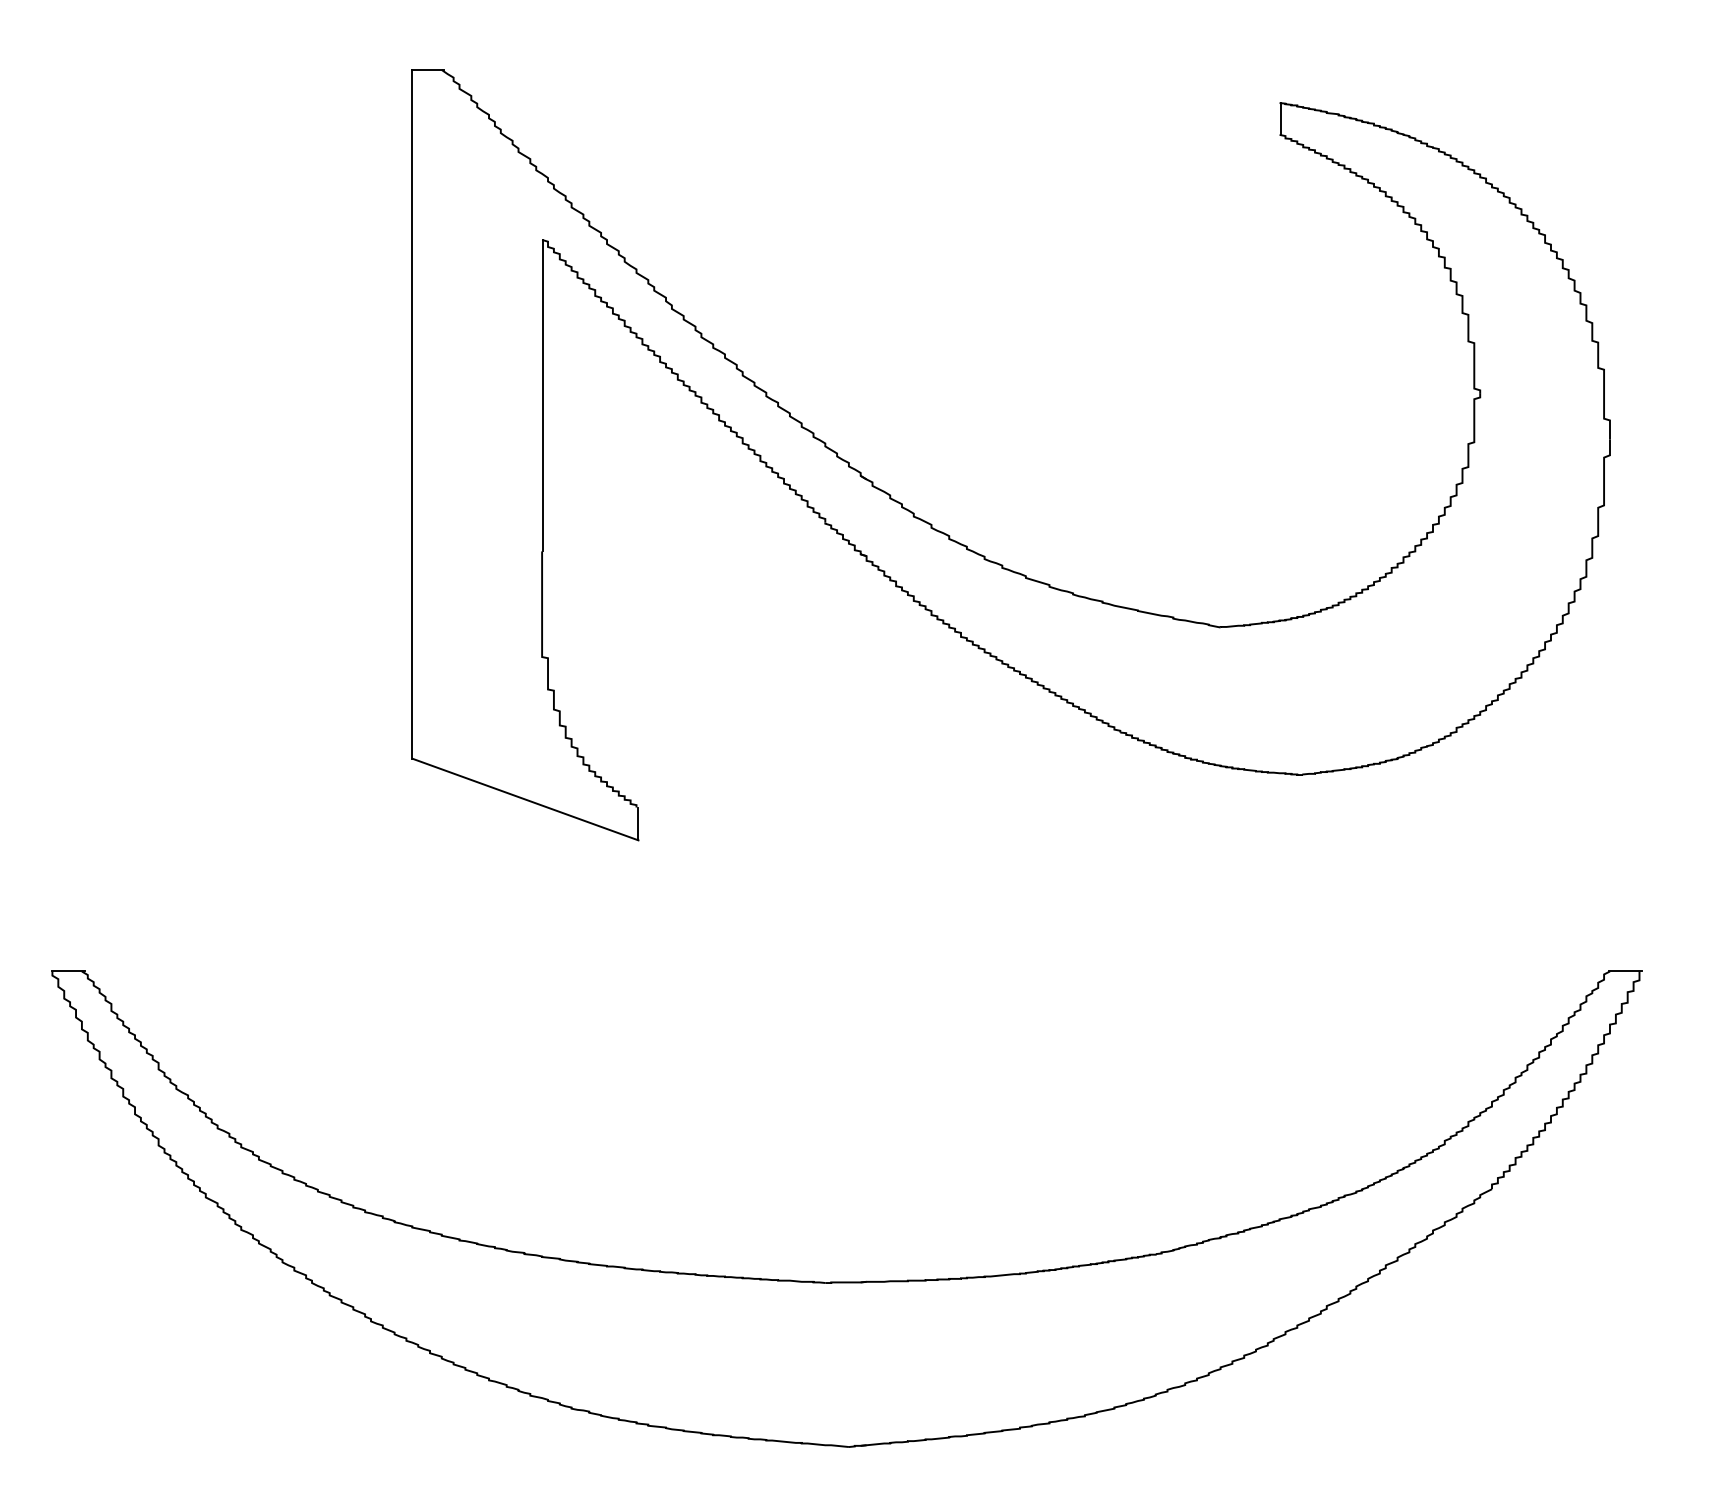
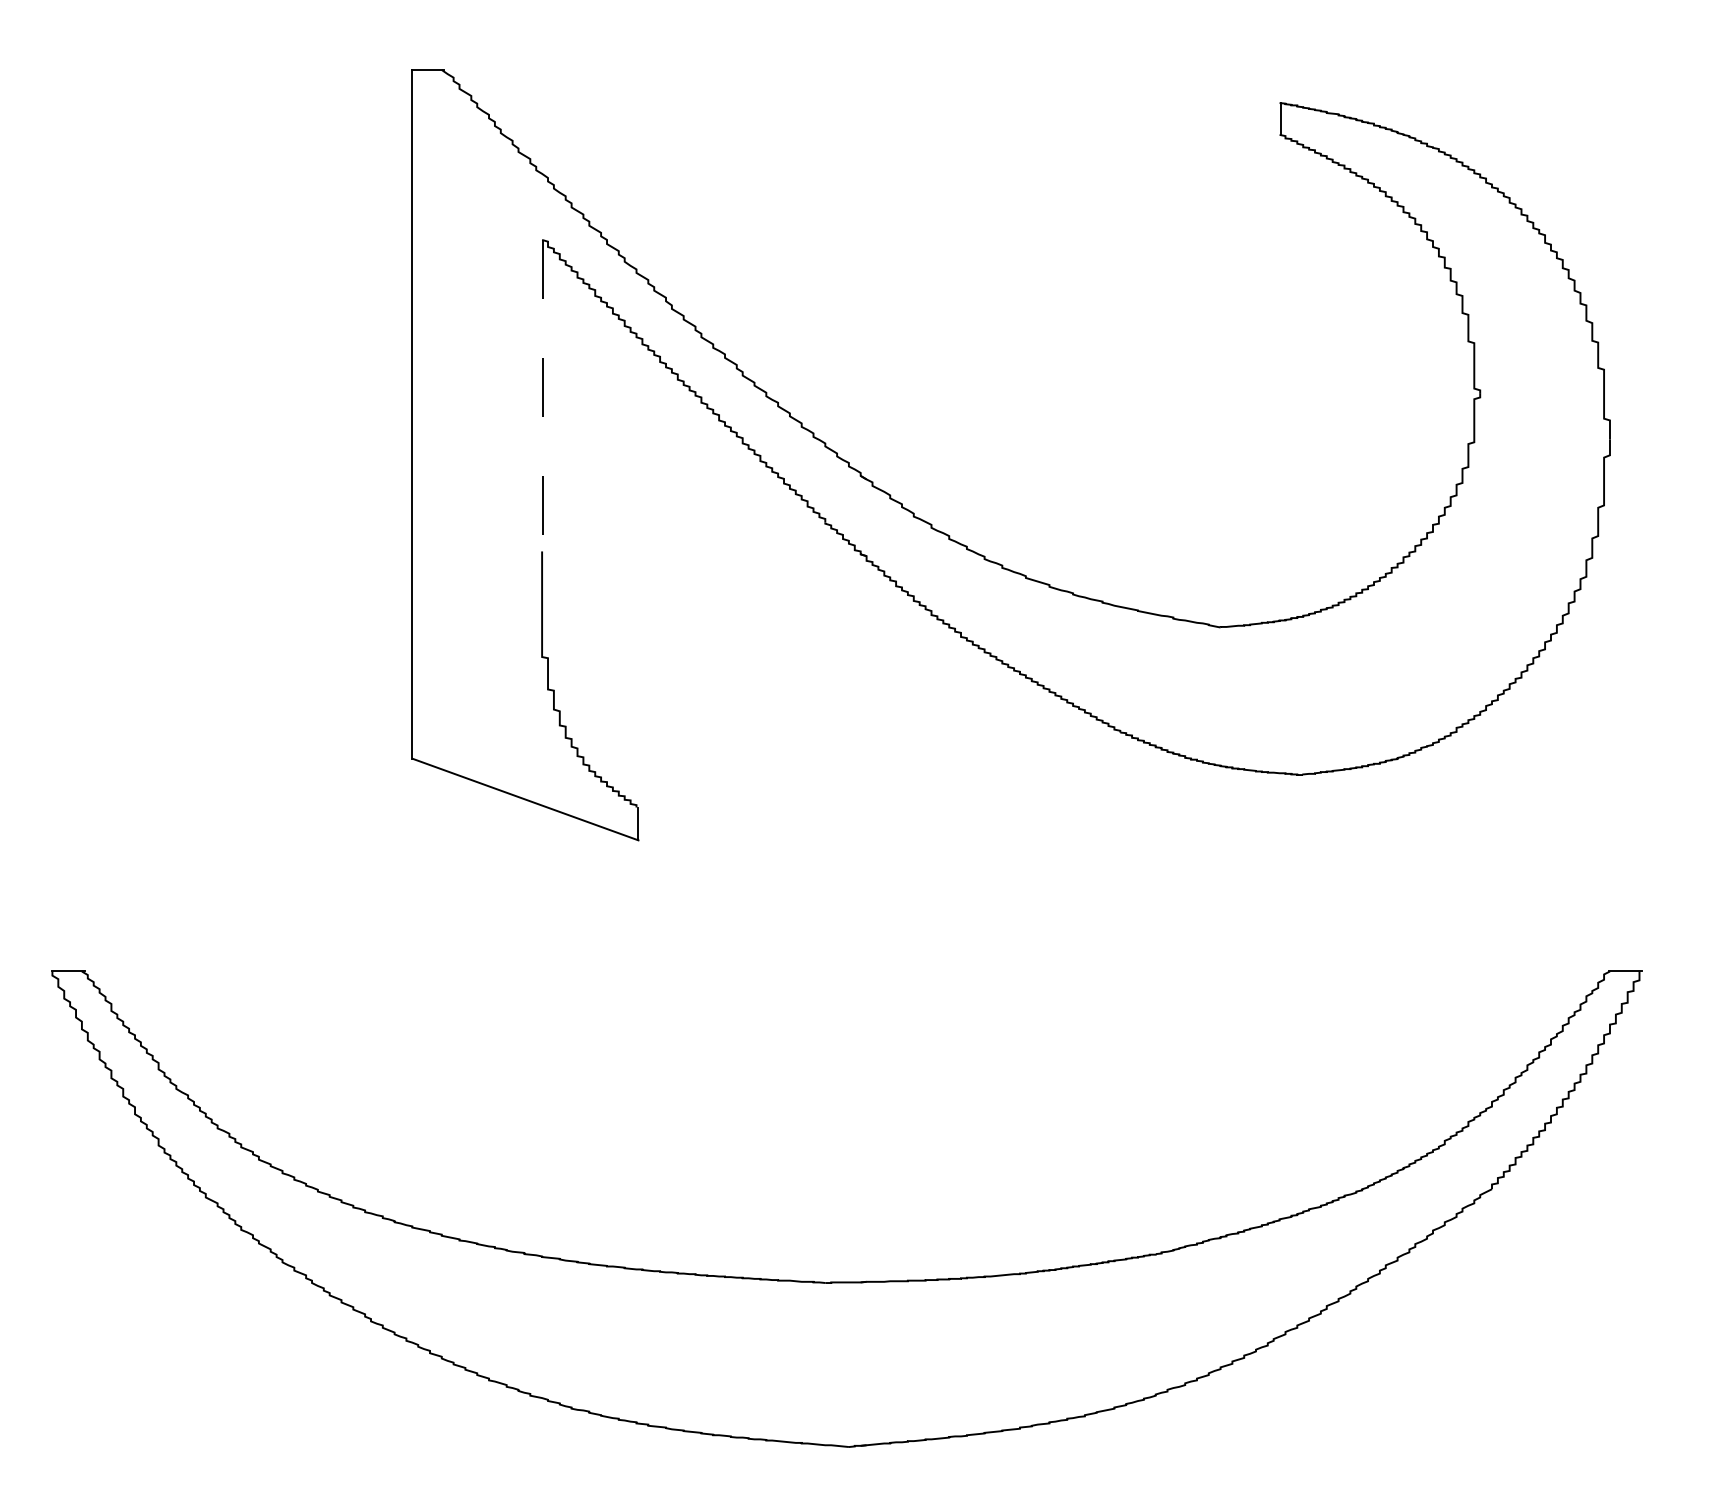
line: solid -> dashed (543, 395)
